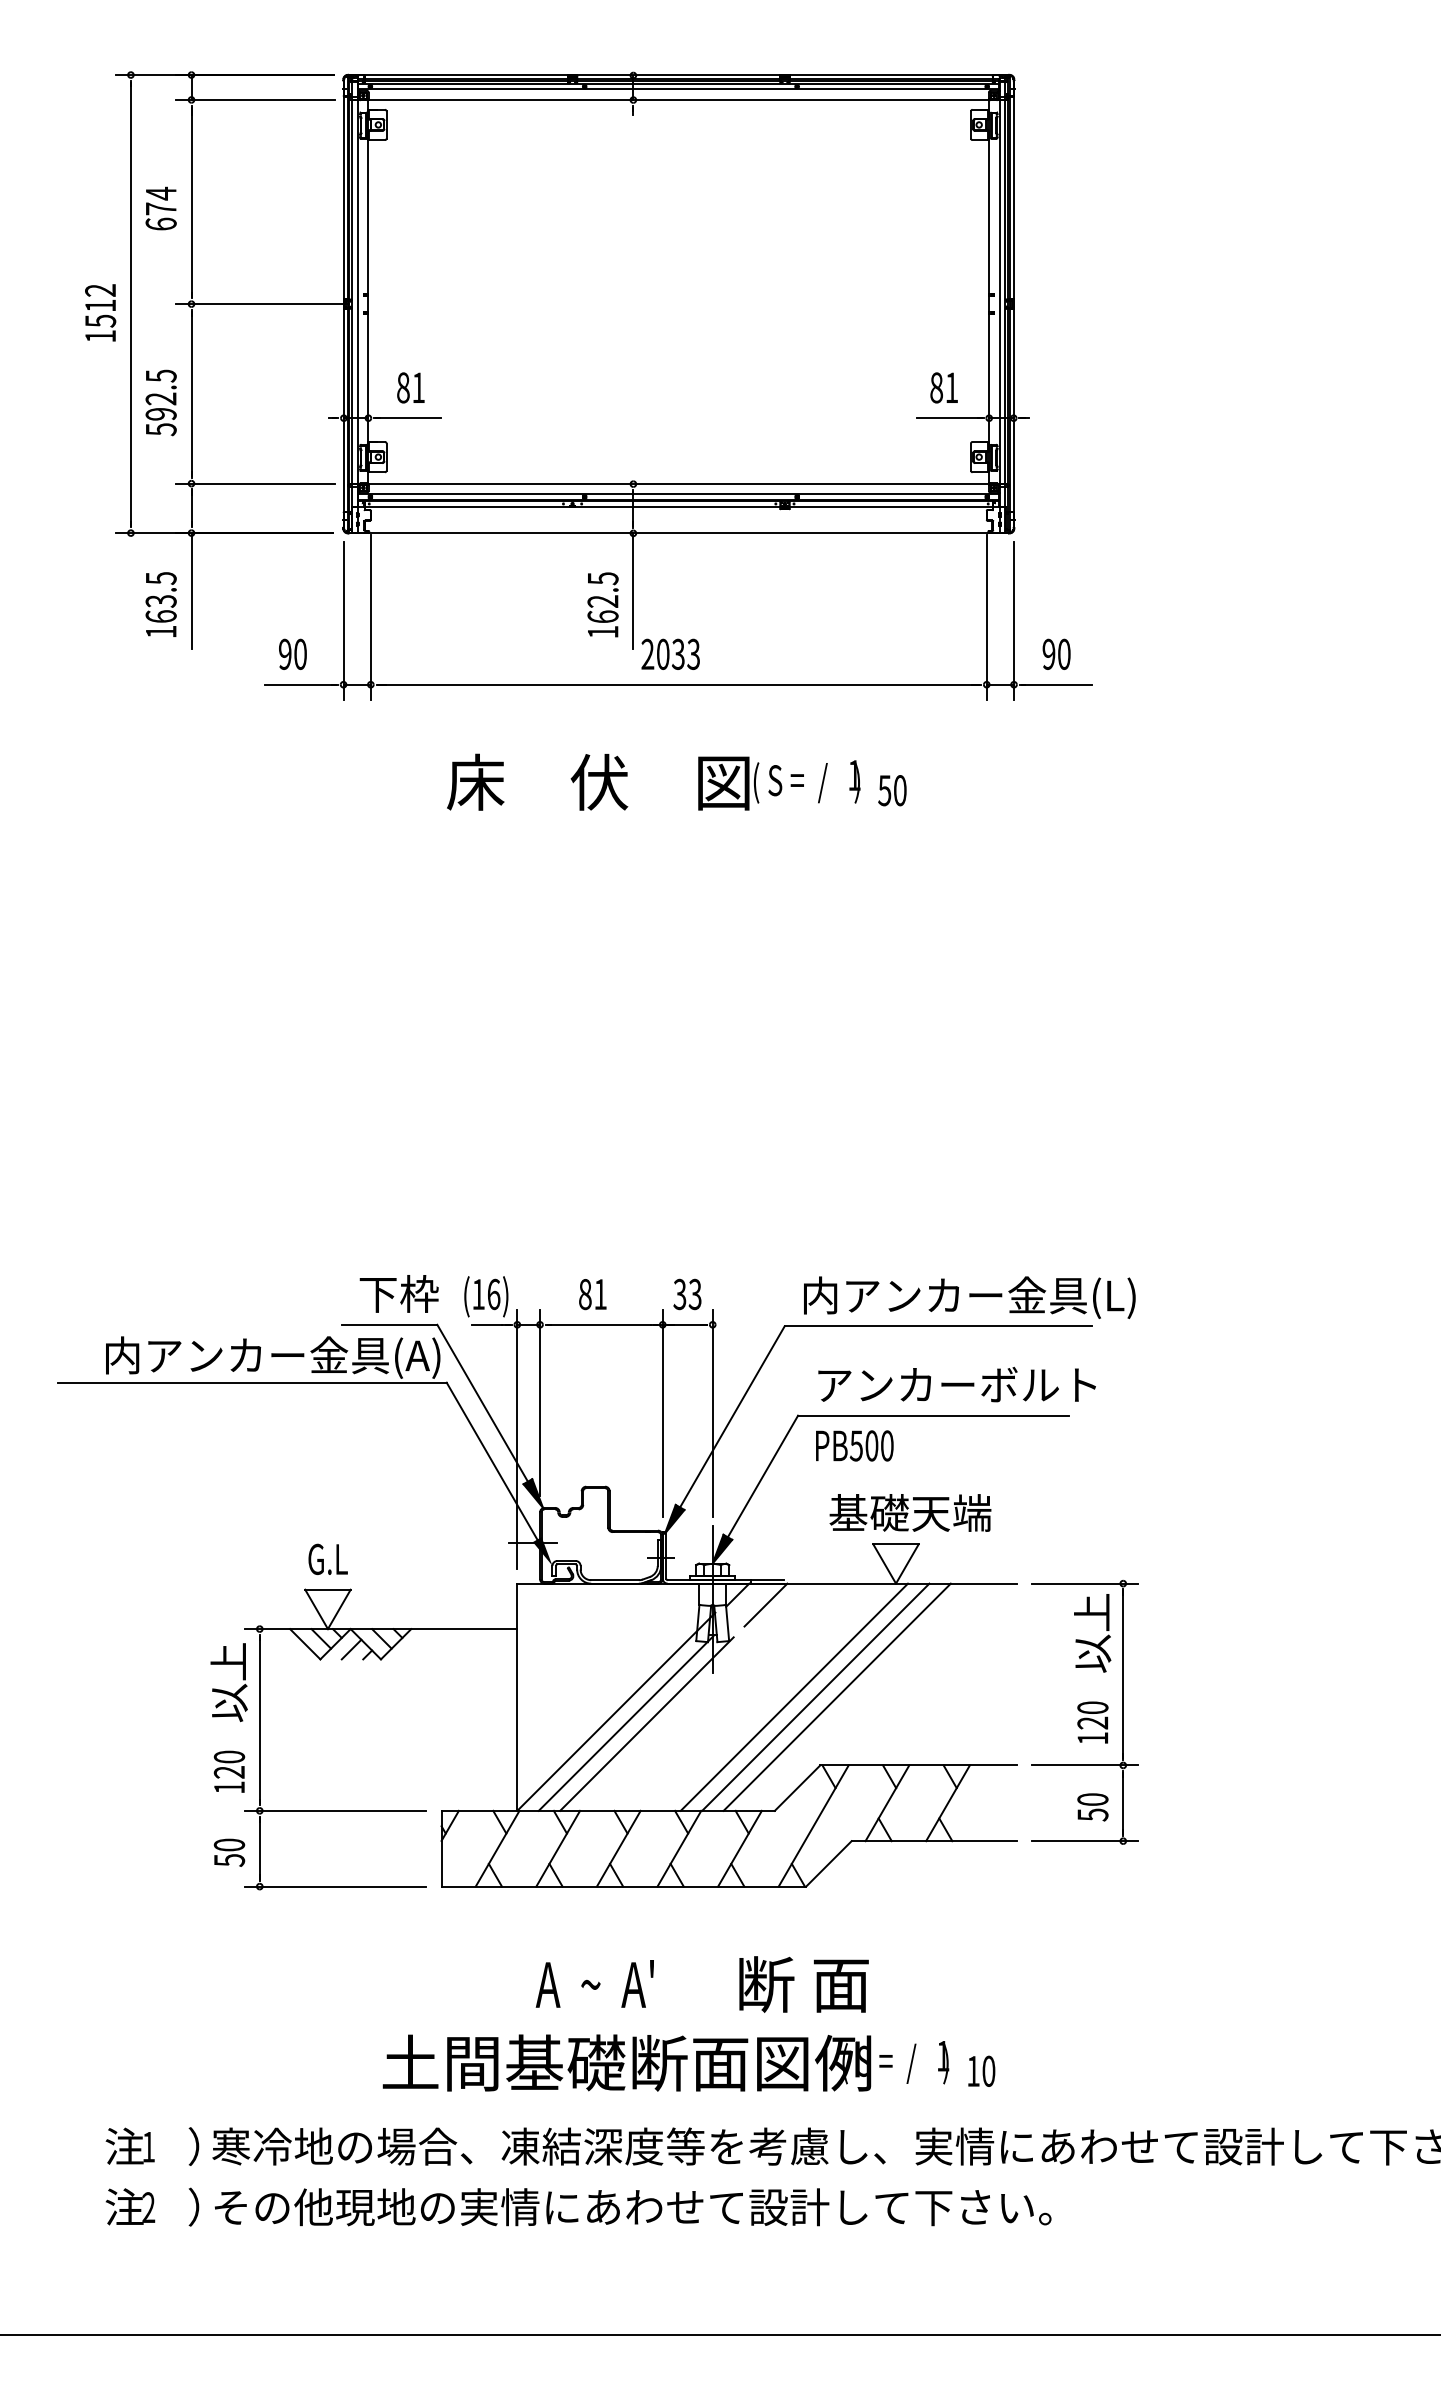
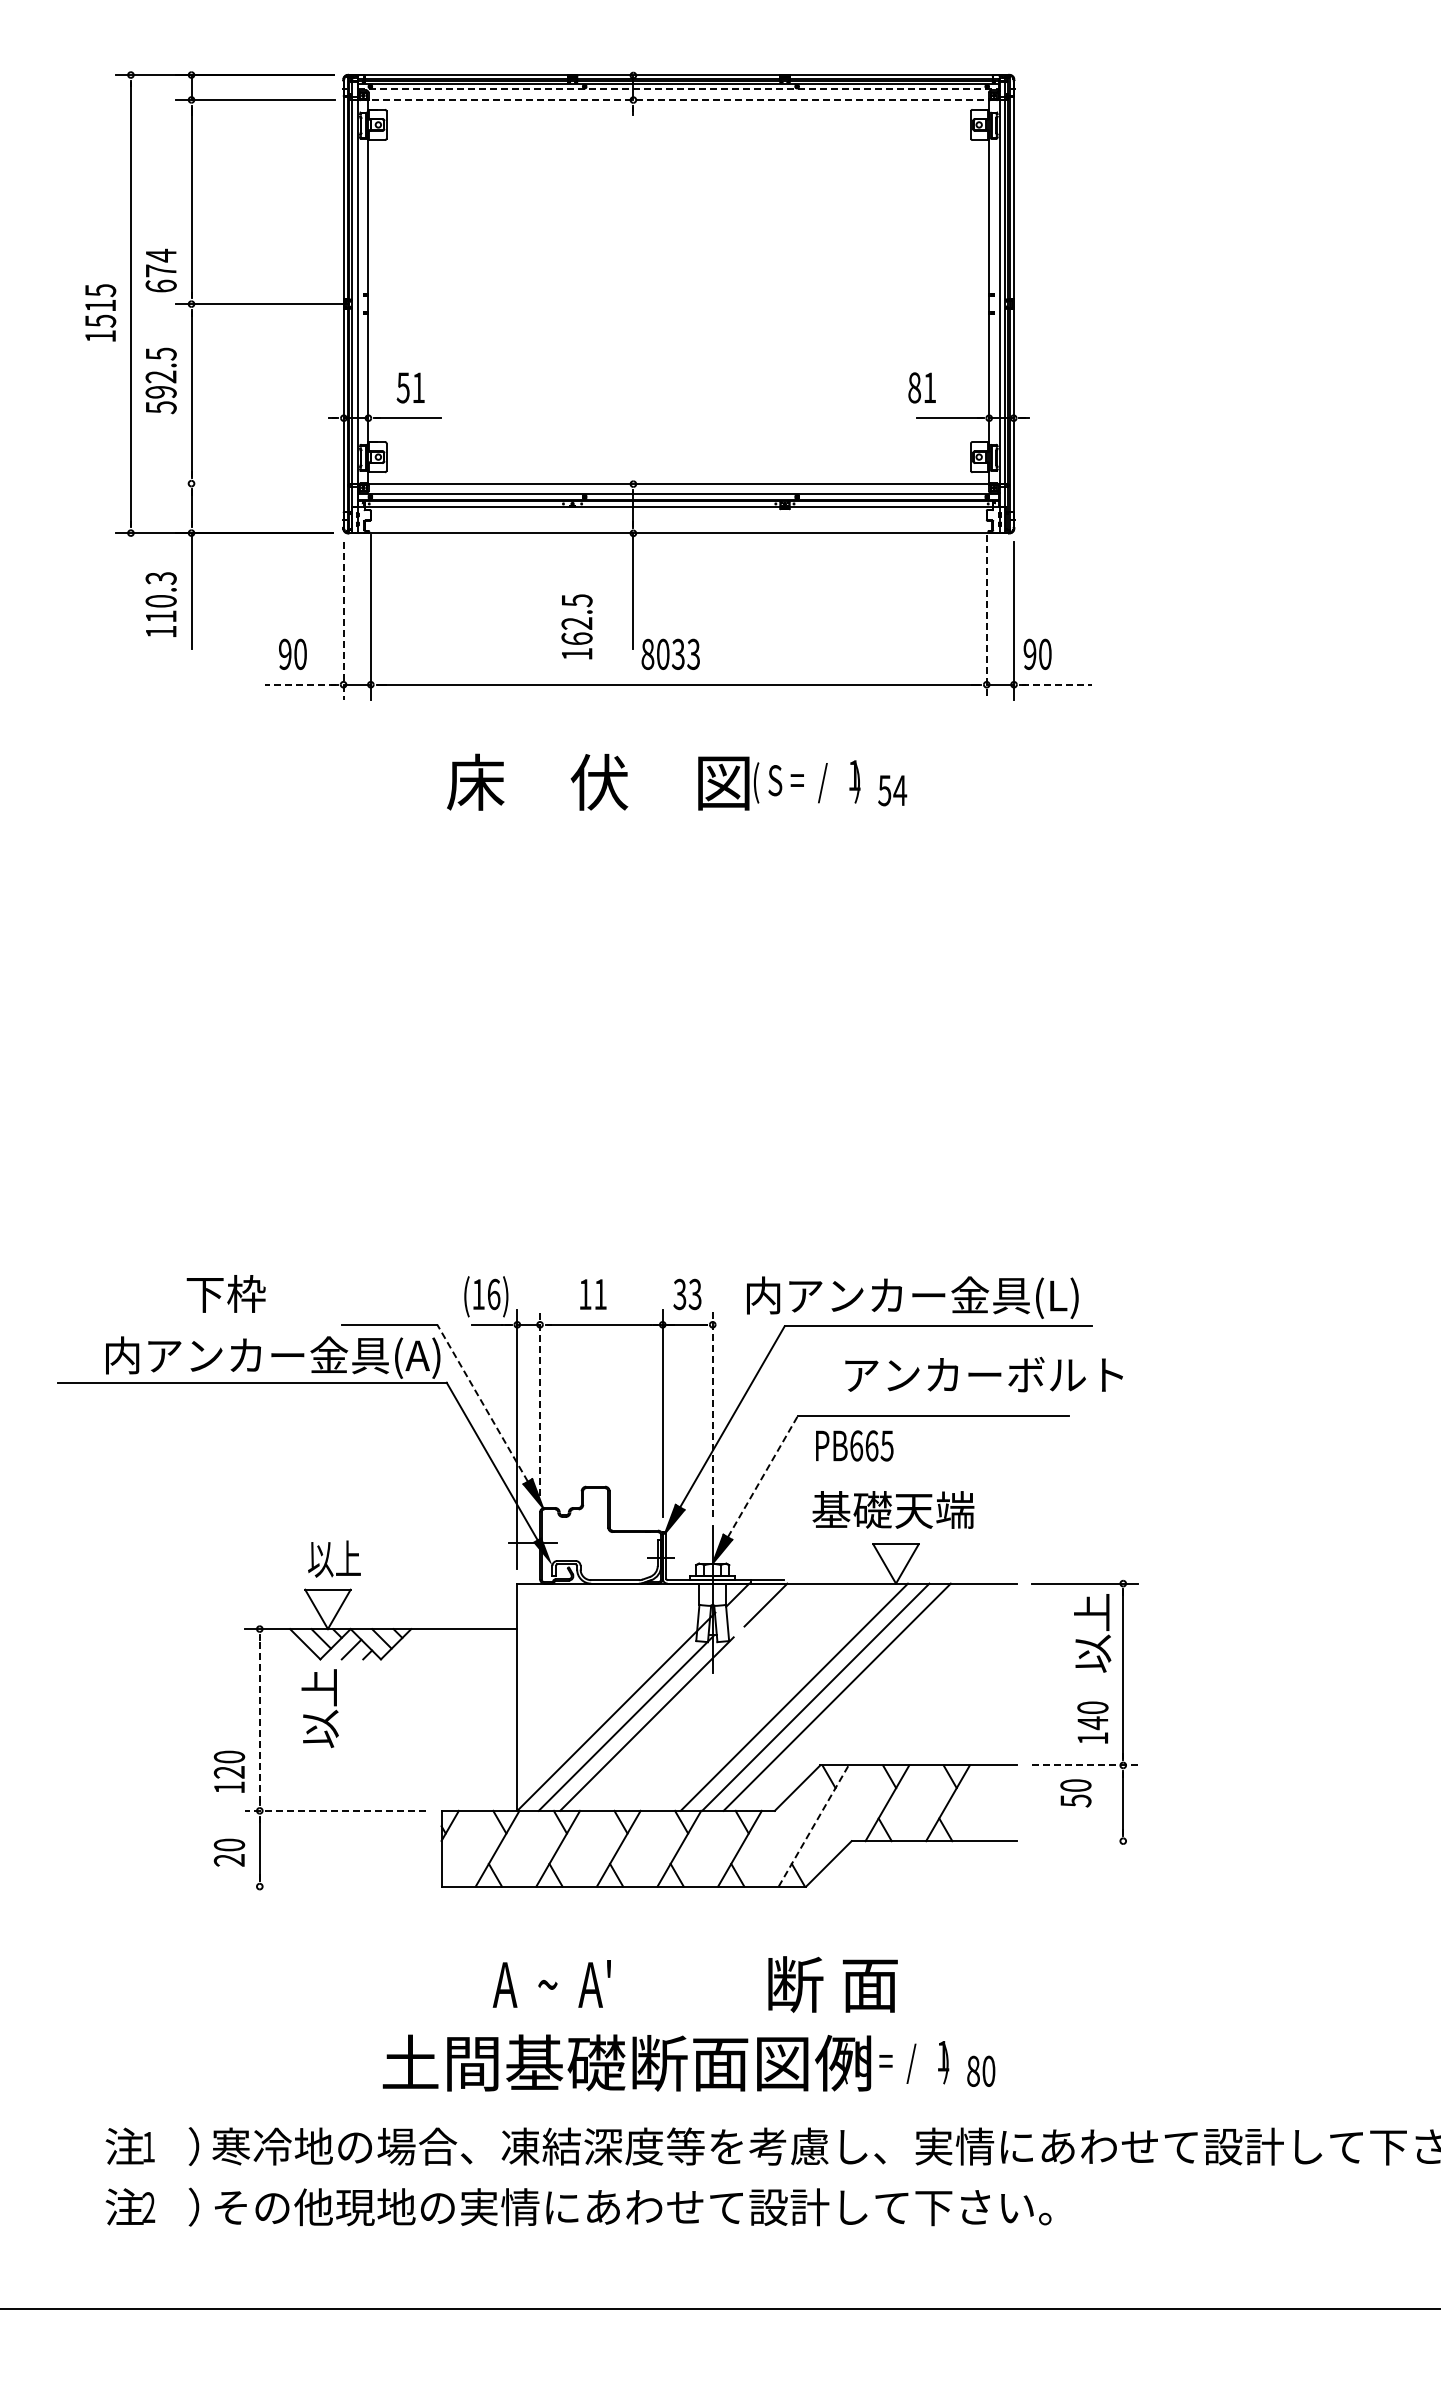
line: solid -> dashed (678, 89)
line: solid -> dashed (678, 99)
text position: (160, 208) -> (160, 270) (160, 270)
text: 1512 -> 1515 (100, 290)
text: 81 -> 51 (402, 387)
text position: (943, 387) -> (921, 387) (921, 387)
text position: (160, 402) -> (160, 380) (160, 380)
line: present -> none (255, 483)
text: 163.5 -> 110.3 (160, 597)
text position: (602, 604) -> (576, 626) (576, 626)
line: solid -> dashed (986, 617)
line: solid -> dashed (343, 621)
text: 2033 -> 8033 (647, 653)
text position: (1056, 653) -> (1037, 653) (1037, 653)
line: solid -> dashed (300, 684)
line: solid -> dashed (1057, 684)
text: 50 -> 54 (900, 790)
text position: (398, 1293) -> (225, 1293) (225, 1293)
text: 81 -> 11 (585, 1294)
text position: (969, 1297) -> (912, 1297) (912, 1297)
text position: (956, 1384) -> (983, 1374) (983, 1374)
line: solid -> dashed (540, 1402)
line: solid -> dashed (482, 1403)
line: solid -> dashed (712, 1413)
text: PB500 -> PB665 (871, 1445)
line: solid -> dashed (763, 1476)
text position: (910, 1512) -> (893, 1509) (893, 1509)
text: G.L -> 以上 (334, 1558)
text position: (228, 1682) -> (319, 1708) (319, 1708)
line: solid -> dashed (259, 1719)
text: 120 -> 140 (1092, 1723)
line: solid -> dashed (1085, 1765)
text position: (1092, 1807) -> (1075, 1793) (1075, 1793)
line: solid -> dashed (335, 1810)
line: solid -> dashed (813, 1826)
line: present -> none (1085, 1841)
text: 50 -> 20 (229, 1860)
line: present -> none (335, 1886)
text position: (594, 1983) -> (551, 1983) (551, 1983)
text position: (803, 1984) -> (832, 1984) (832, 1984)
text: 10 -> 80 (973, 2070)
line position: (719, 2334) -> (719, 2308) (719, 2308)
